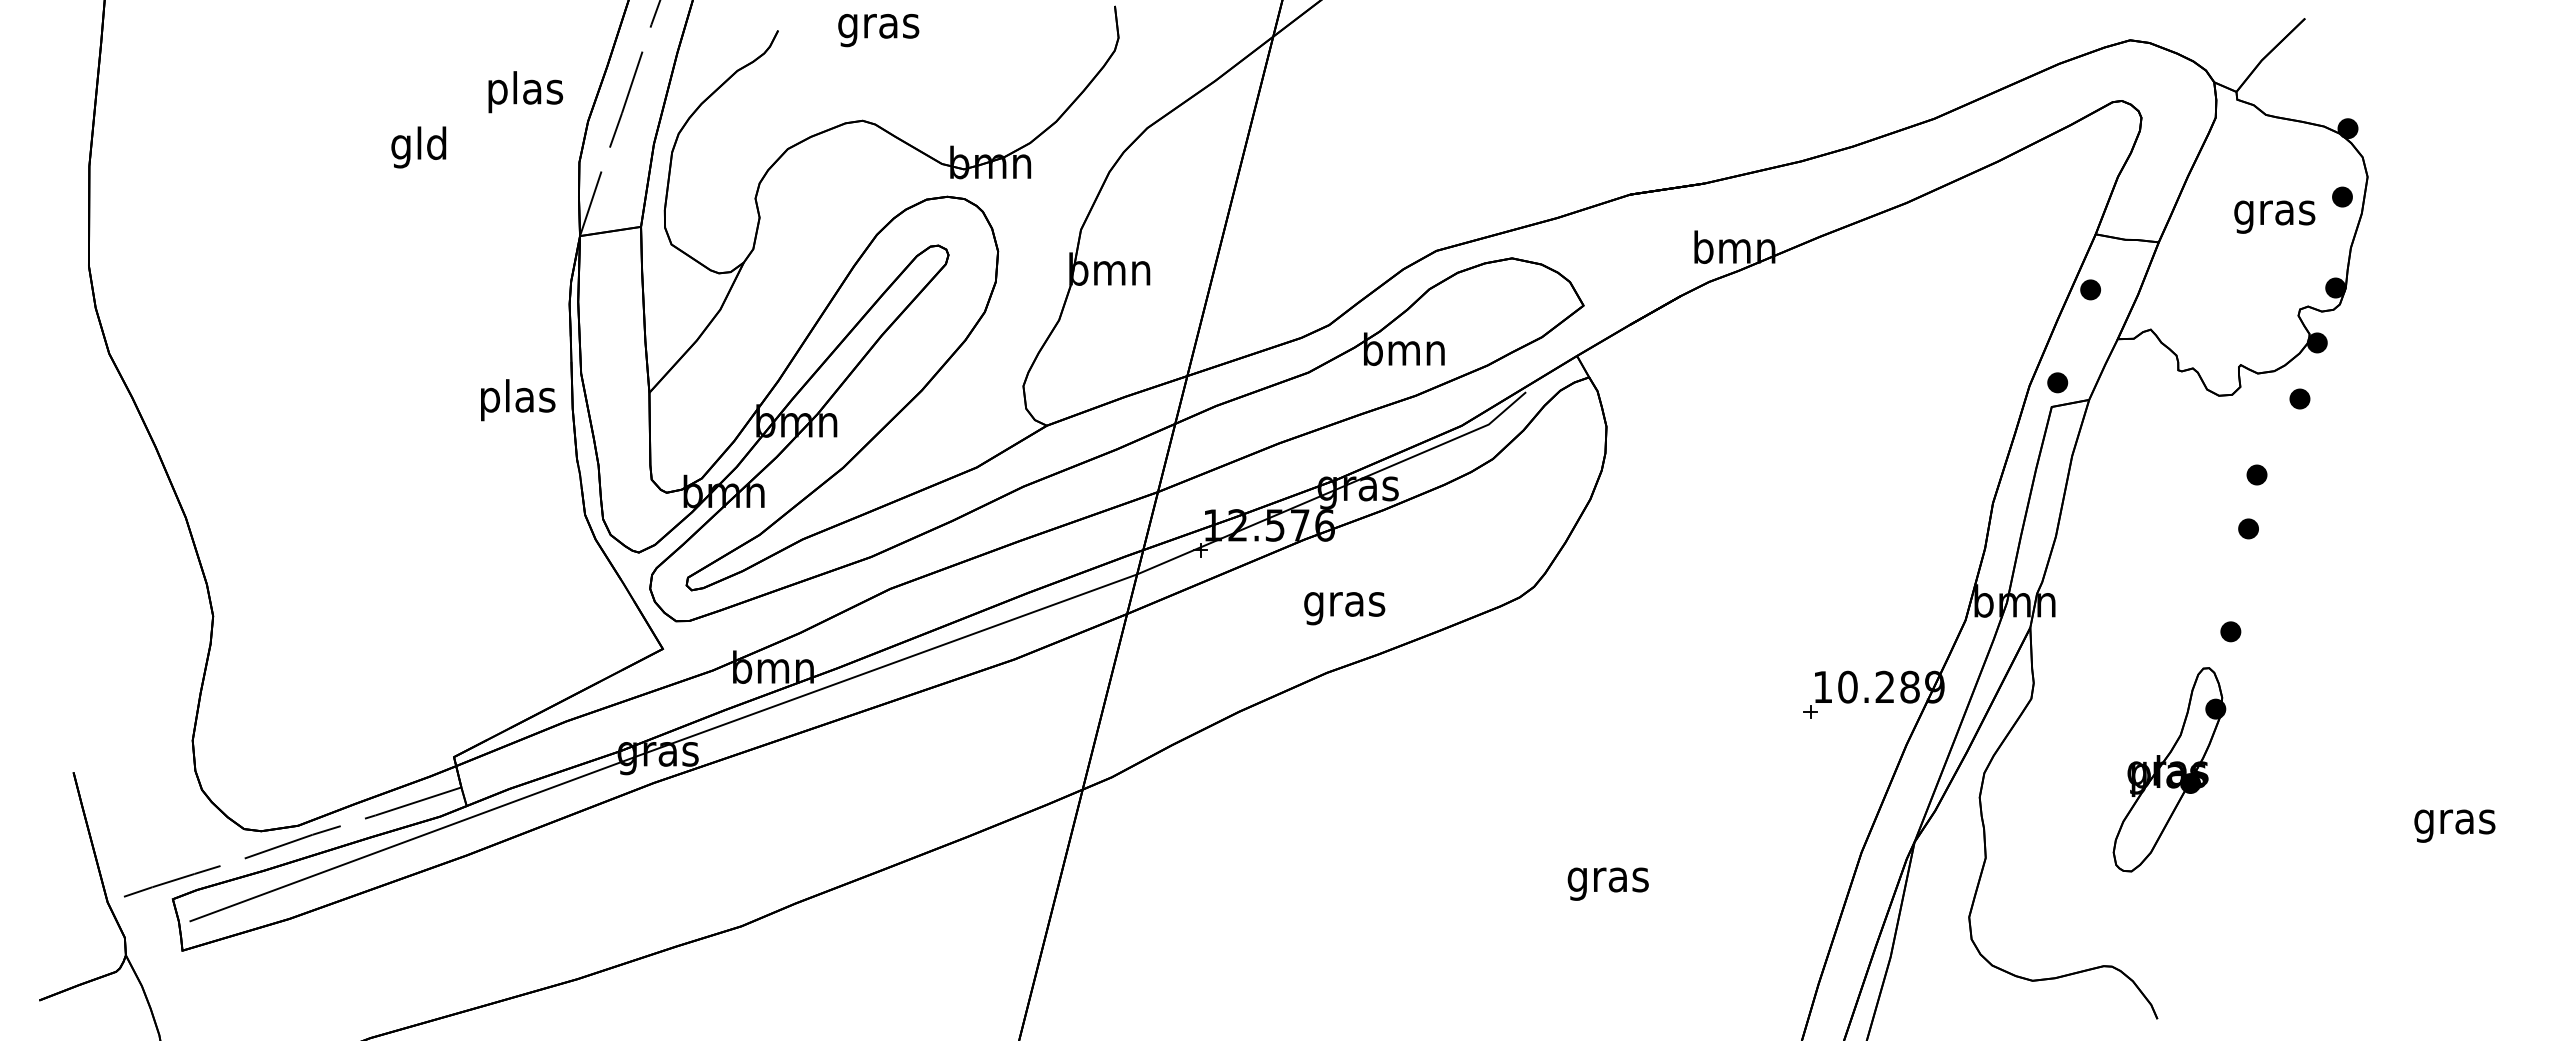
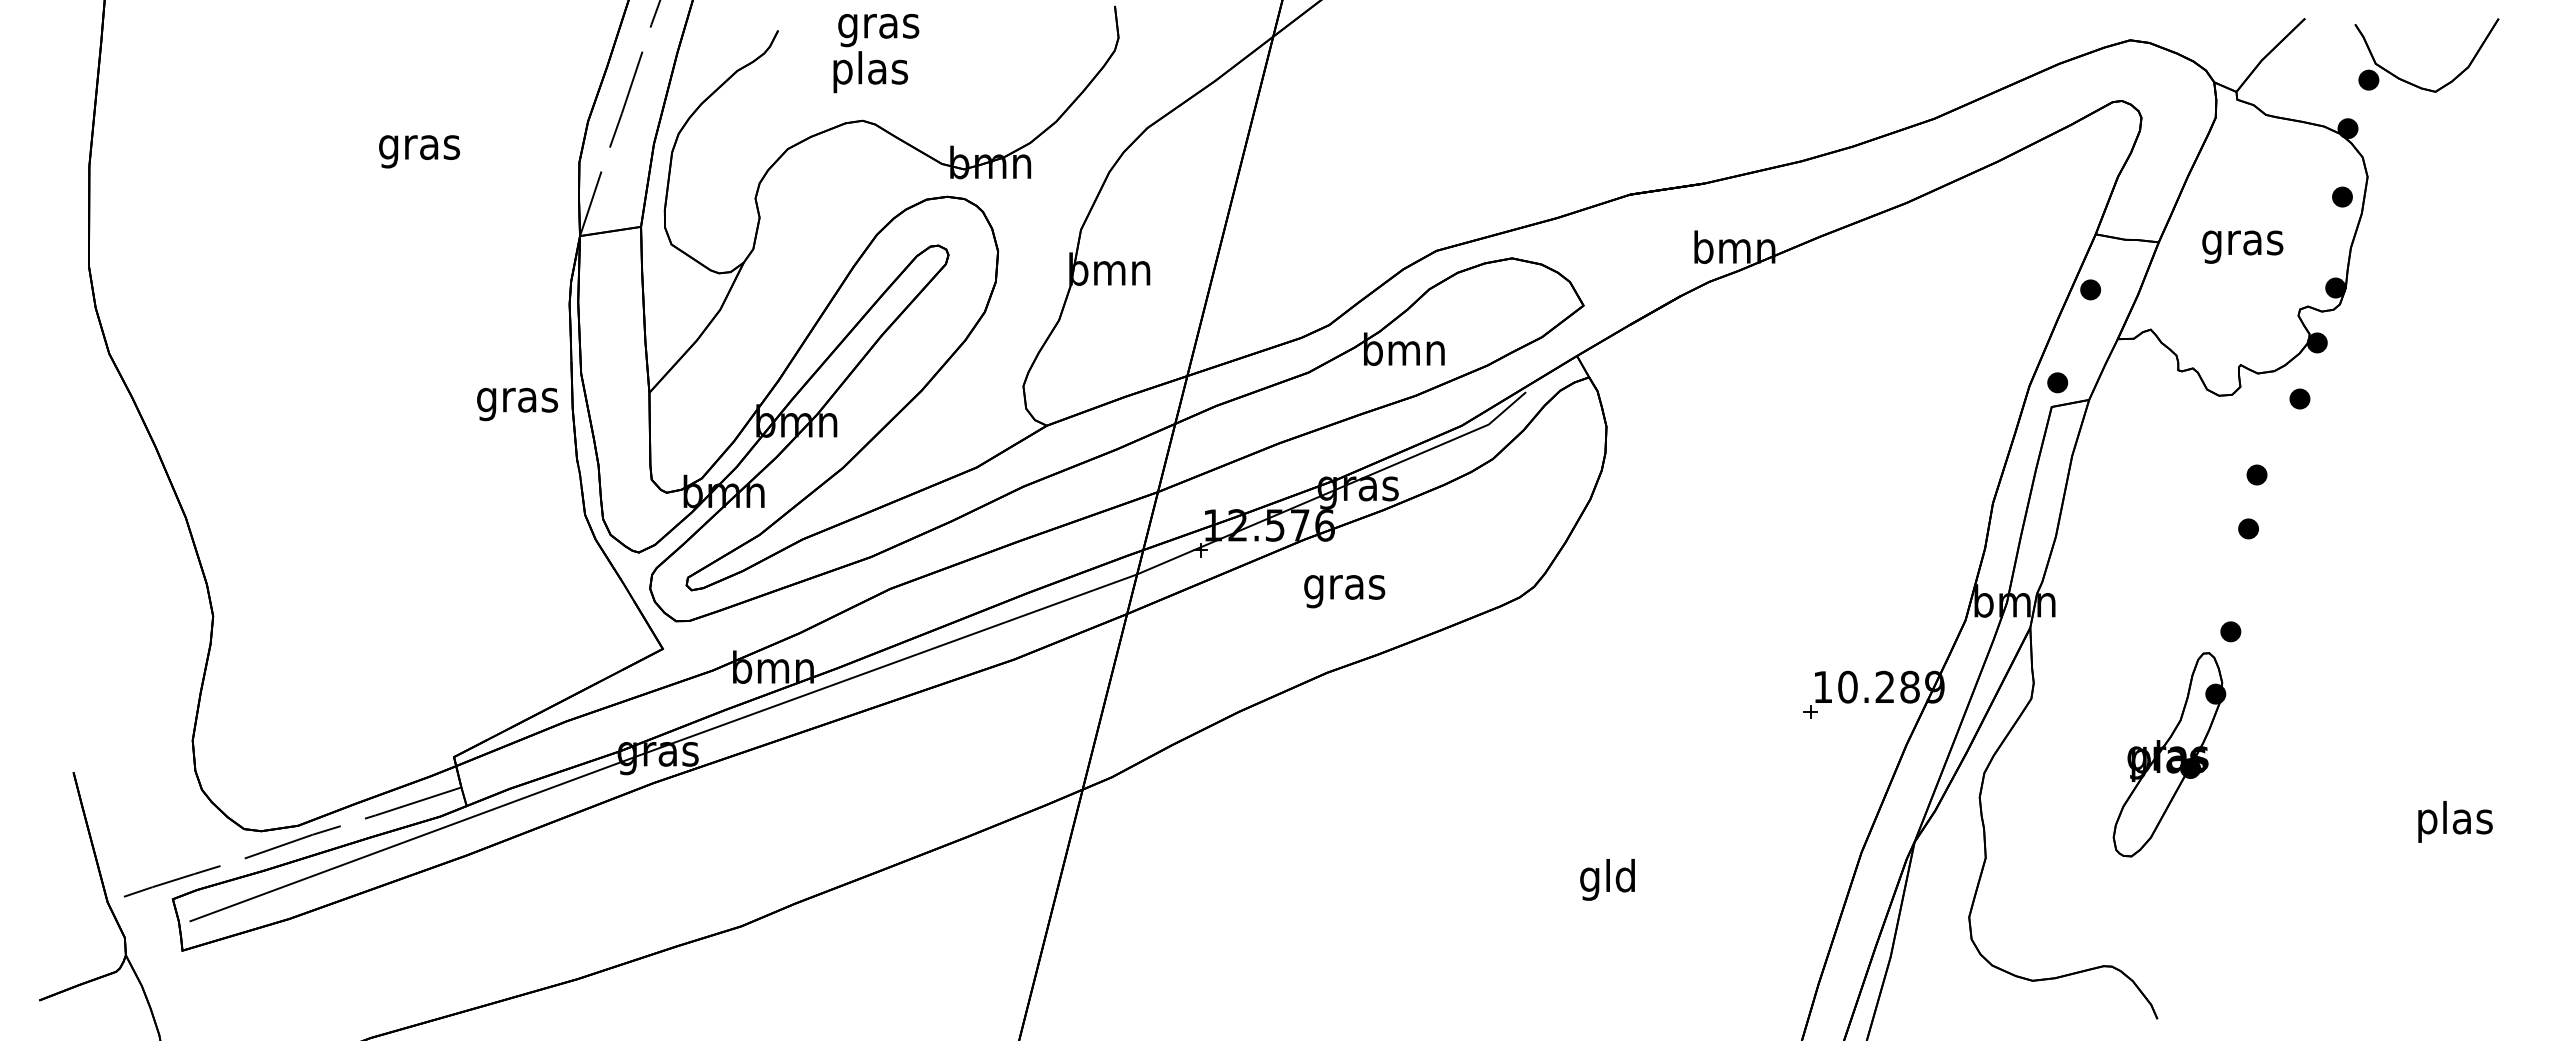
part: none -> present (2413, 83)
text position: (525, 92) -> (870, 72) (870, 72)
text: gld -> gras (419, 147)
text position: (2274, 216) -> (2242, 246) (2242, 246)
text: plas -> gras (517, 400)
text position: (1344, 608) -> (1344, 591) (1344, 591)
part position: (2169, 769) -> (2169, 754) (2169, 754)
text: gras -> plas (2454, 821)
text: gras -> gld (1607, 879)
